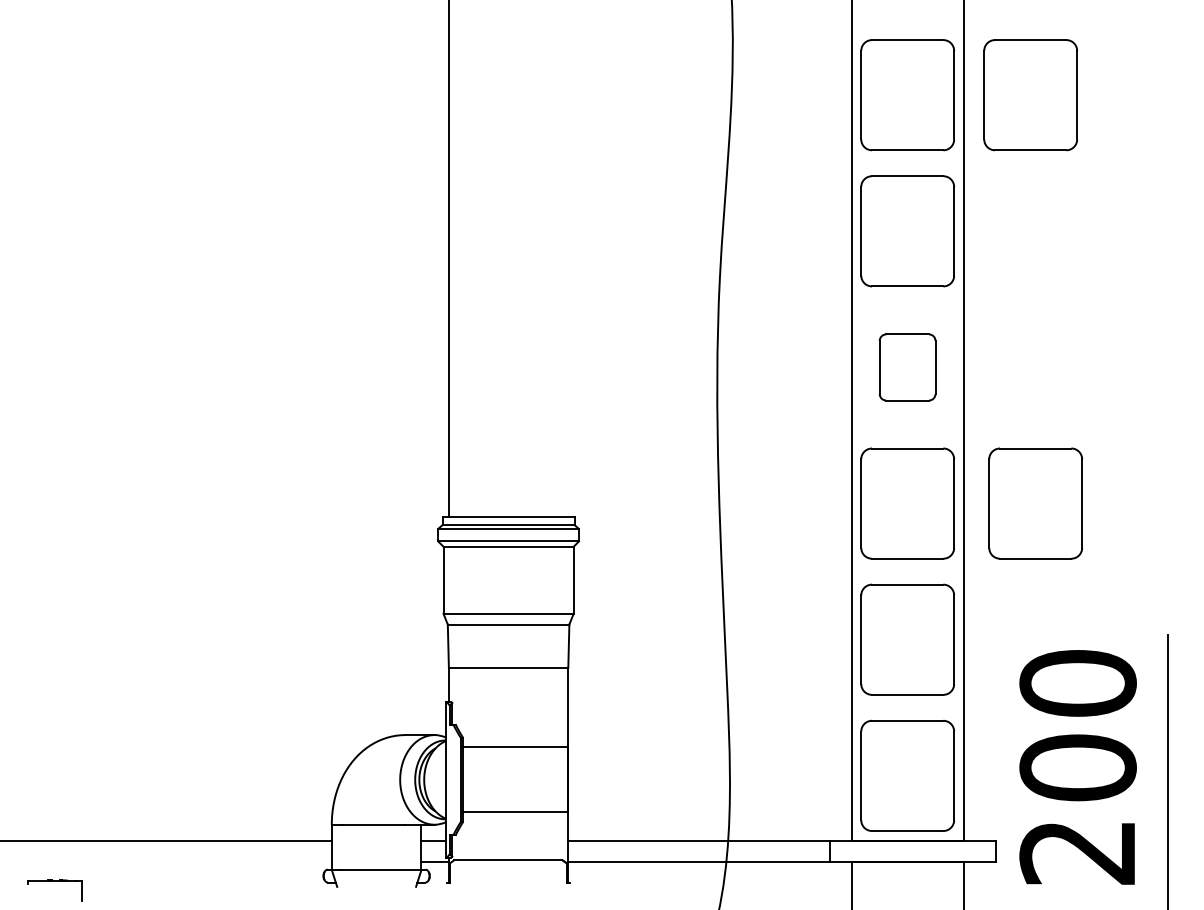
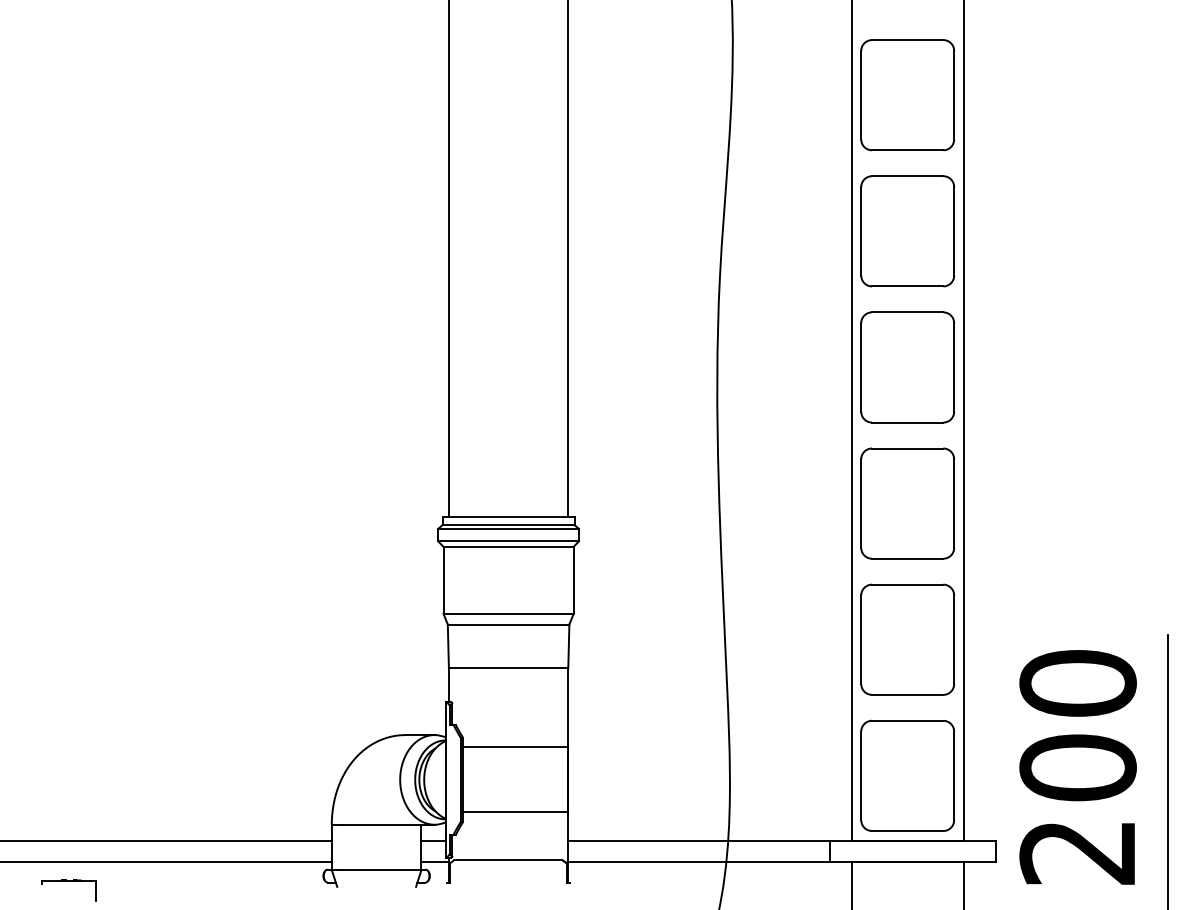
part: present -> none (1030, 95)
line: none -> present (568, 259)
part size: 59x69 px -> 95x113 px (907, 367)
part: present -> none (1035, 503)
line: none -> present (166, 862)
part position: (54, 881) -> (68, 881) (68, 881)
